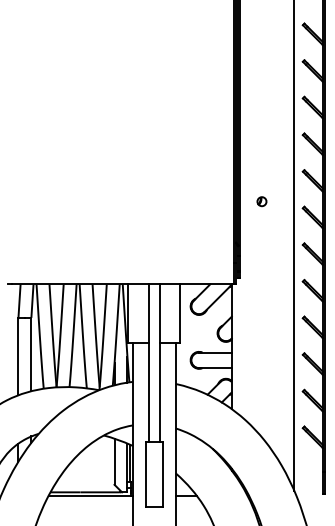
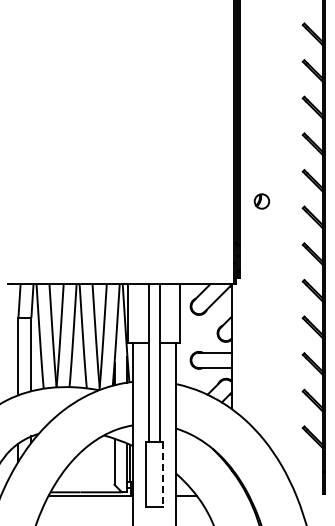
part size: 12x12 px -> 18x17 px (261, 201)
line: present -> none (294, 246)
line: solid -> dashed (162, 474)
